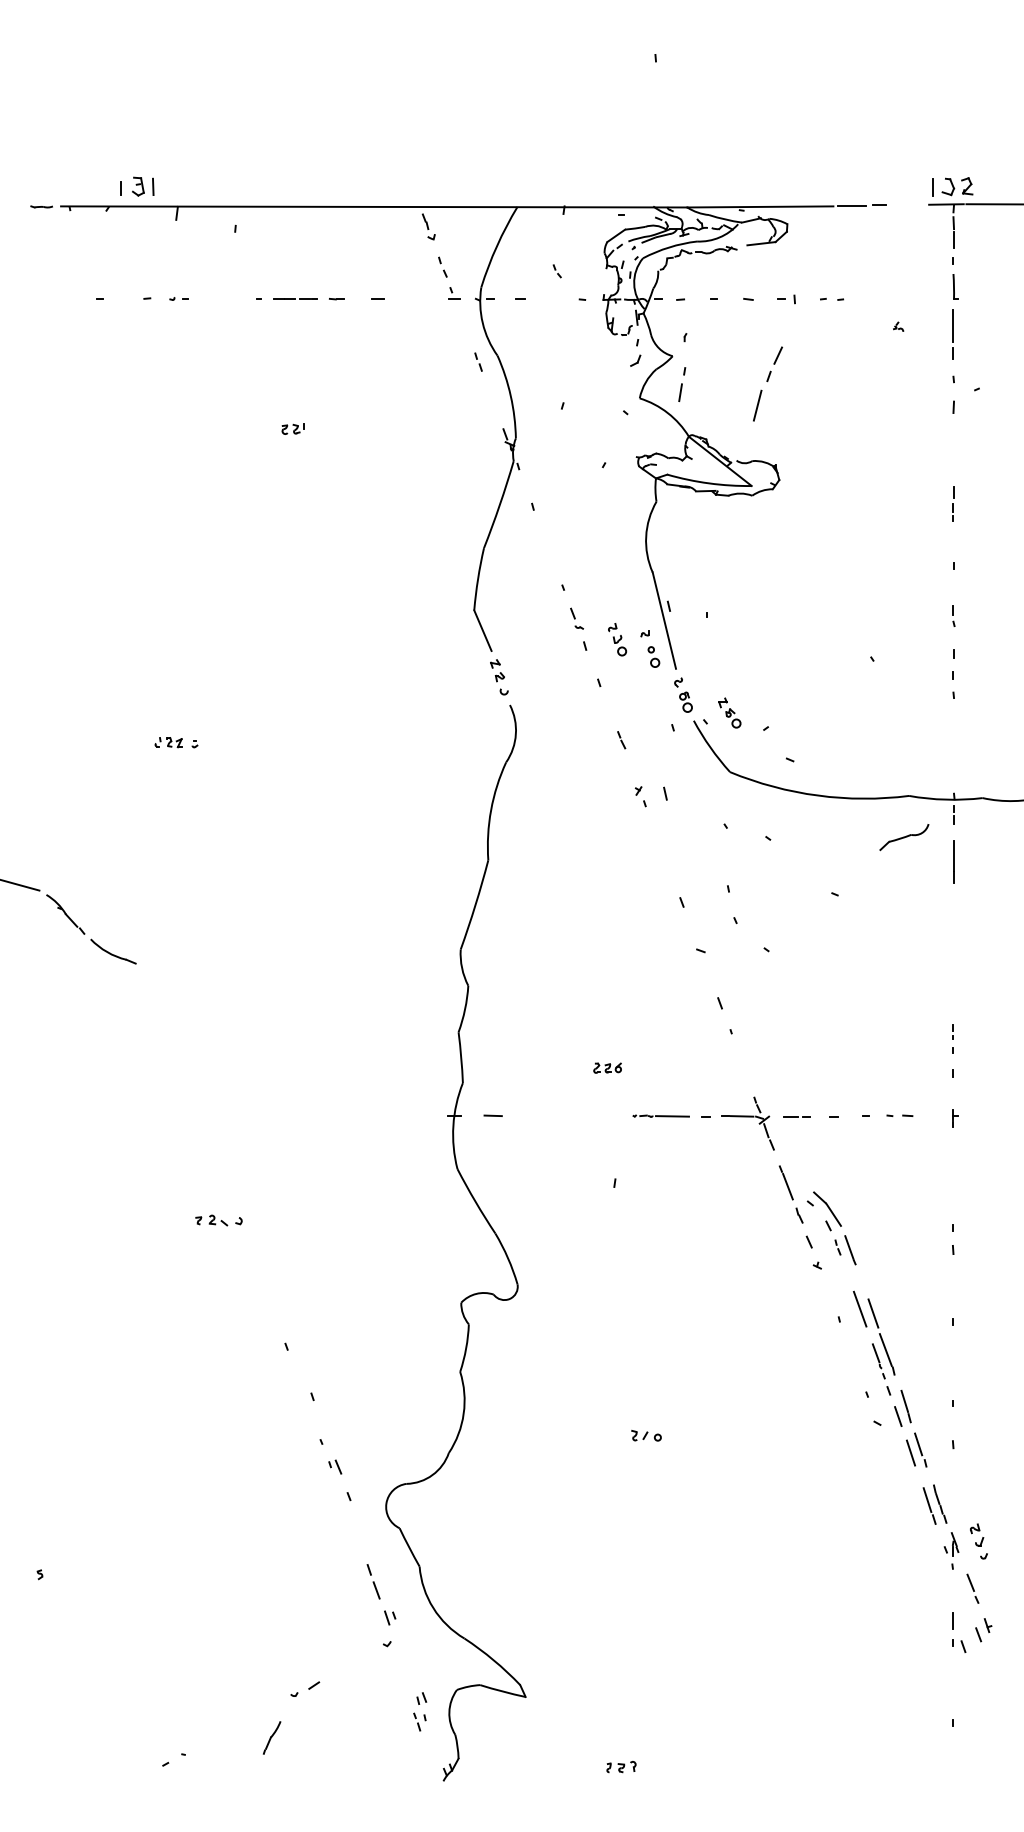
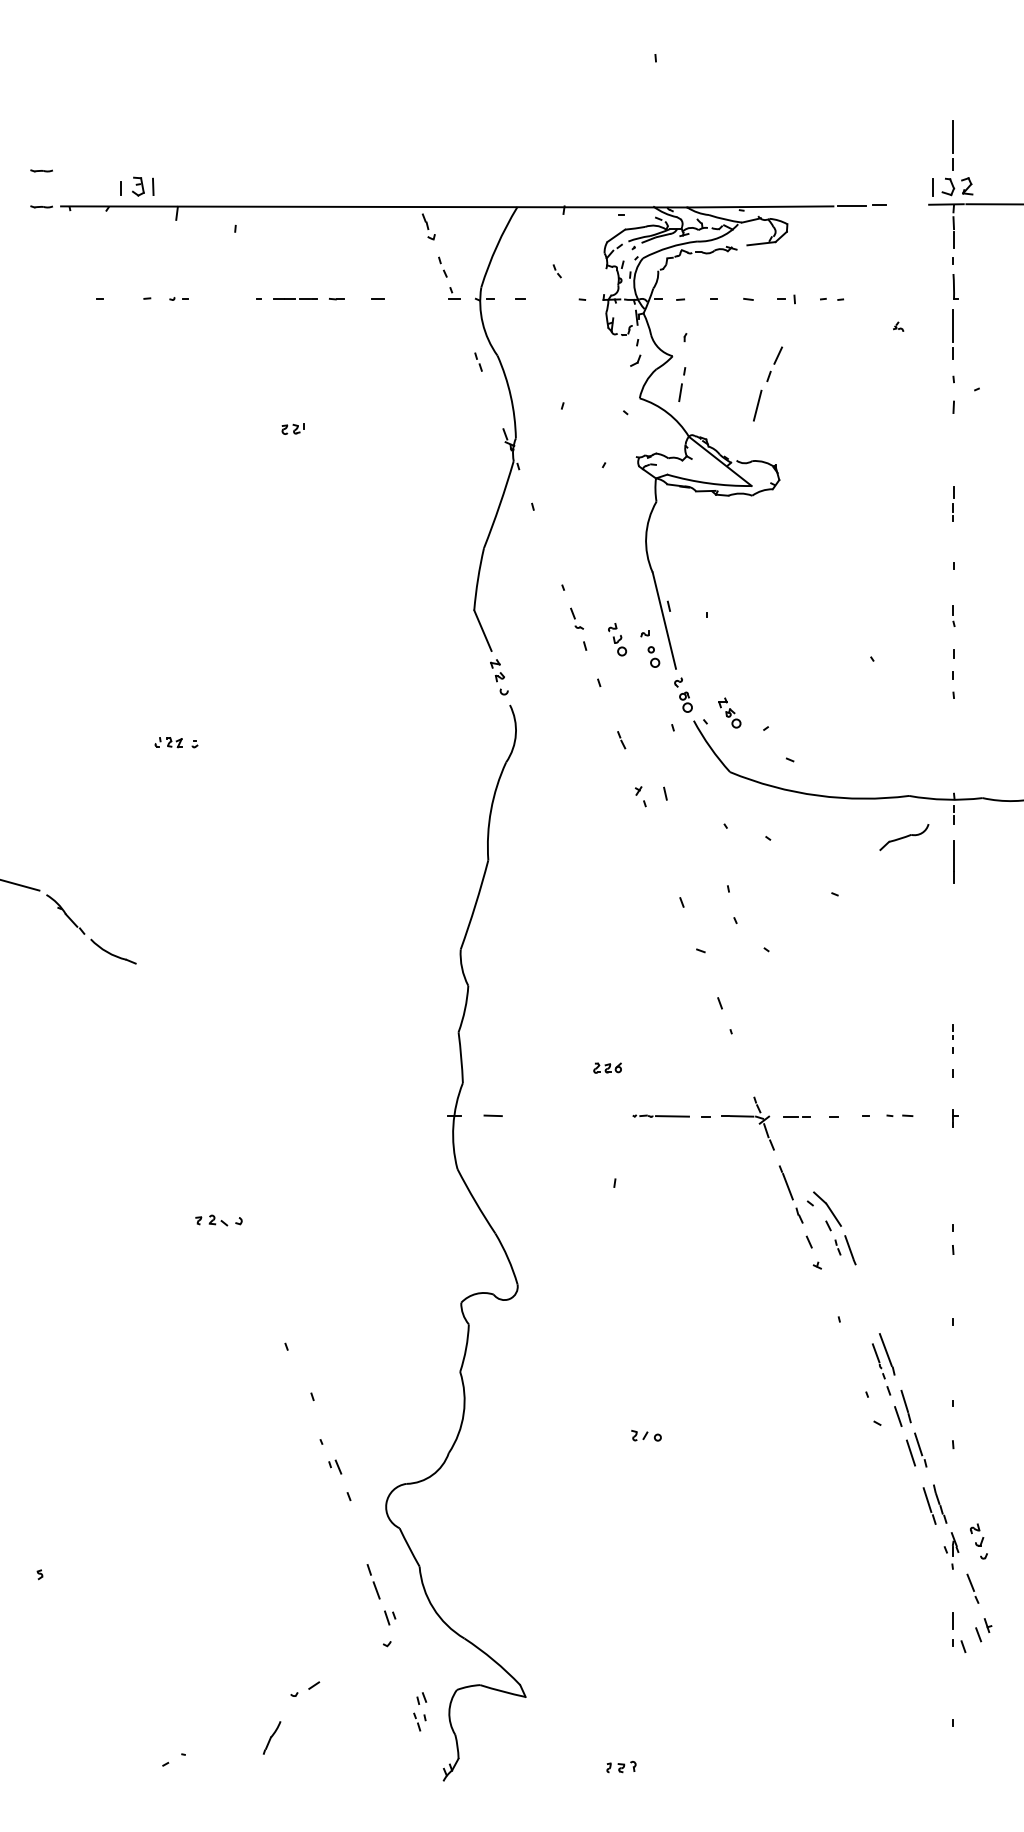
line: none -> present (952, 145)
line: none -> present (41, 170)
line: present -> none (859, 1308)
line: present -> none (873, 1313)
